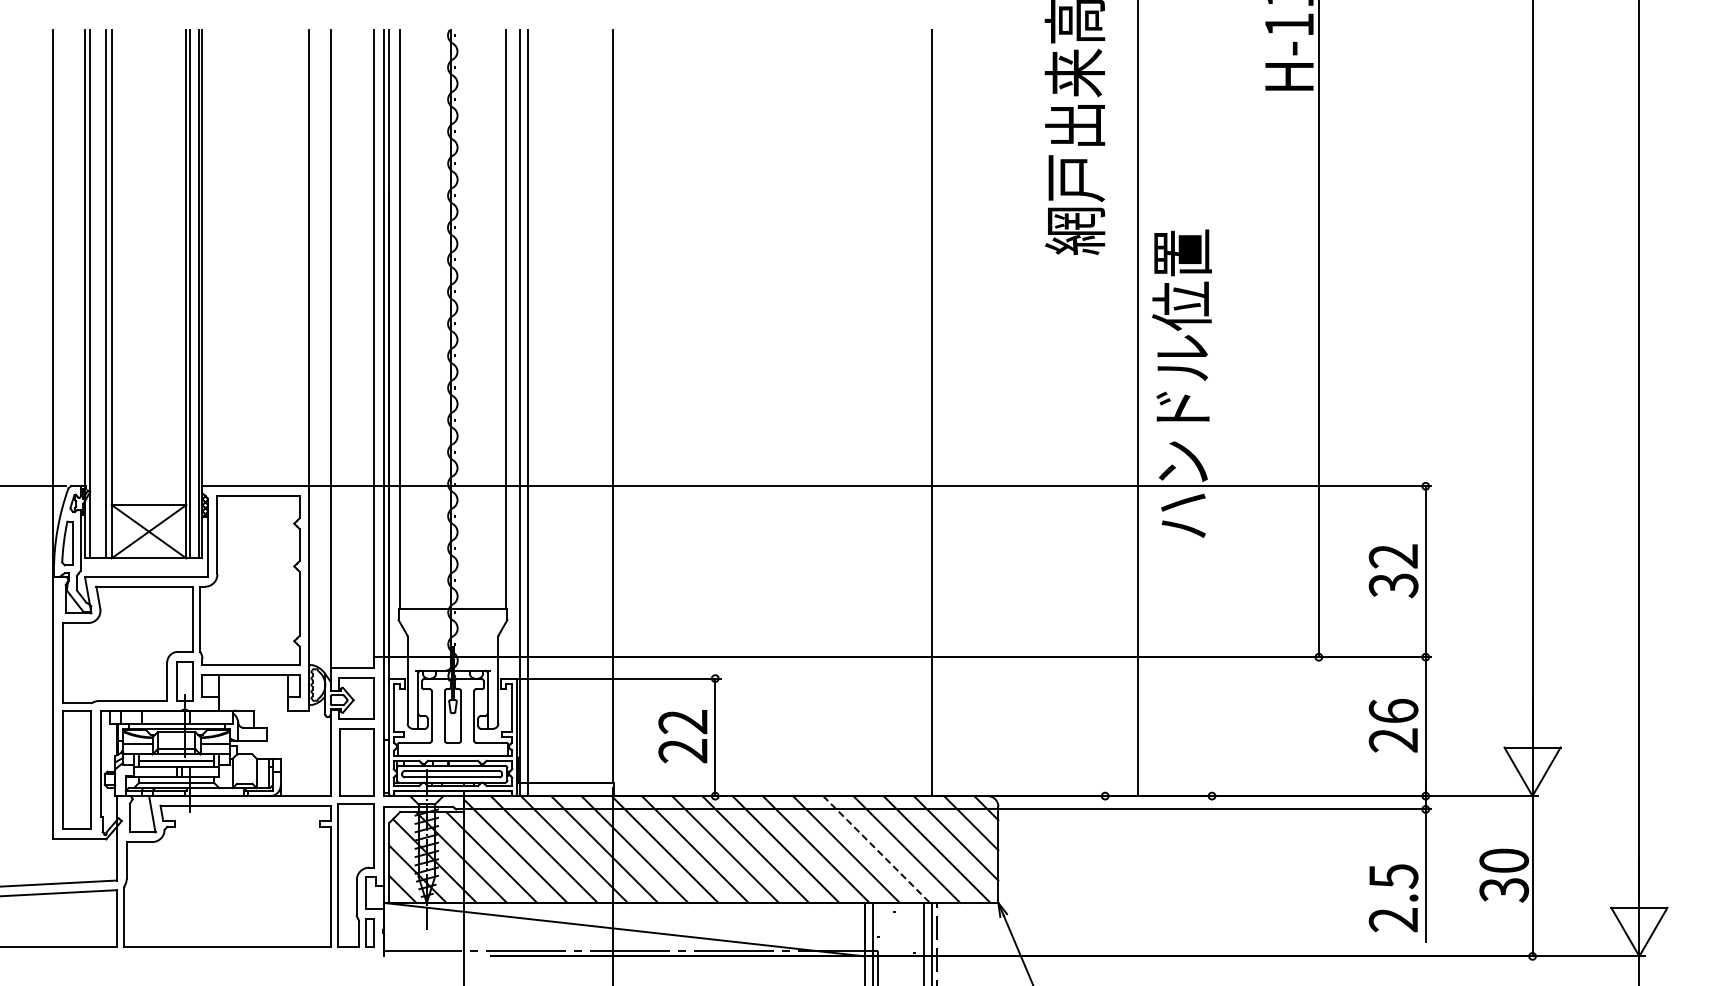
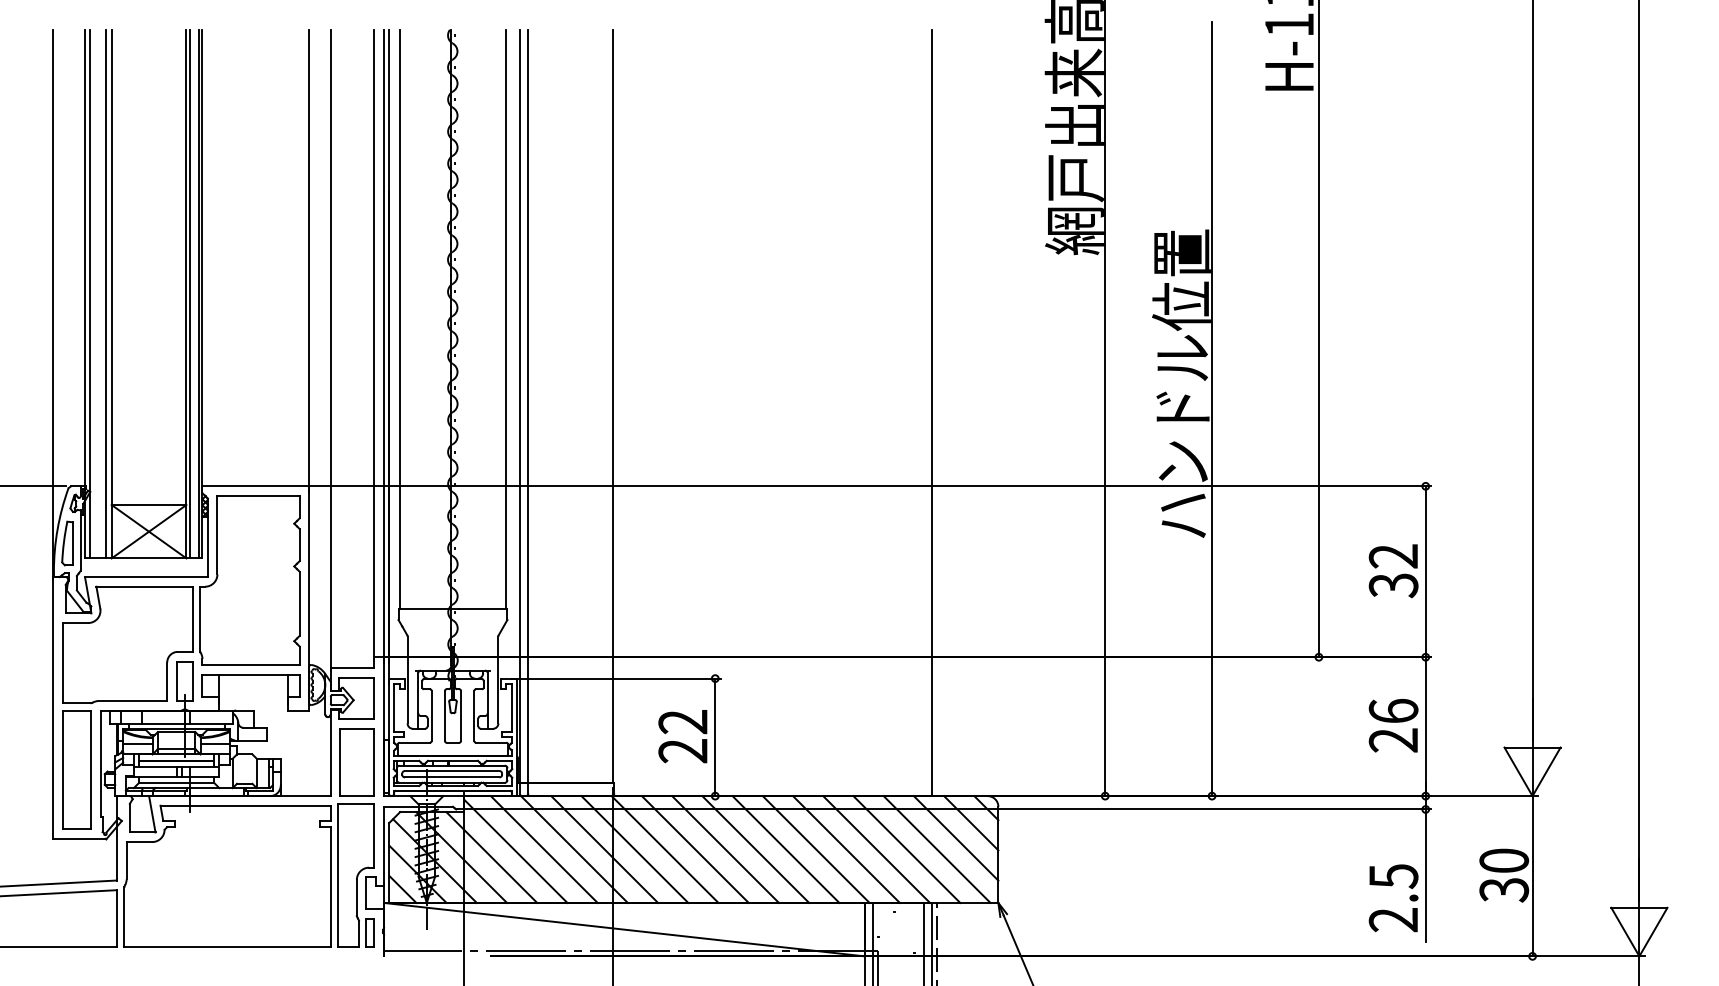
line position: (1138, 399) -> (1105, 399) (1105, 399)
line: none -> present (1212, 408)
line: dashed -> solid (876, 849)
